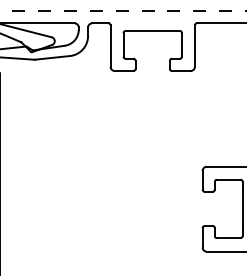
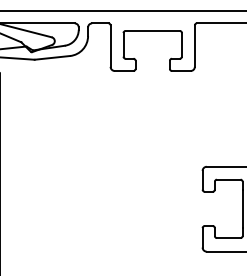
line: dashed -> solid (123, 10)
